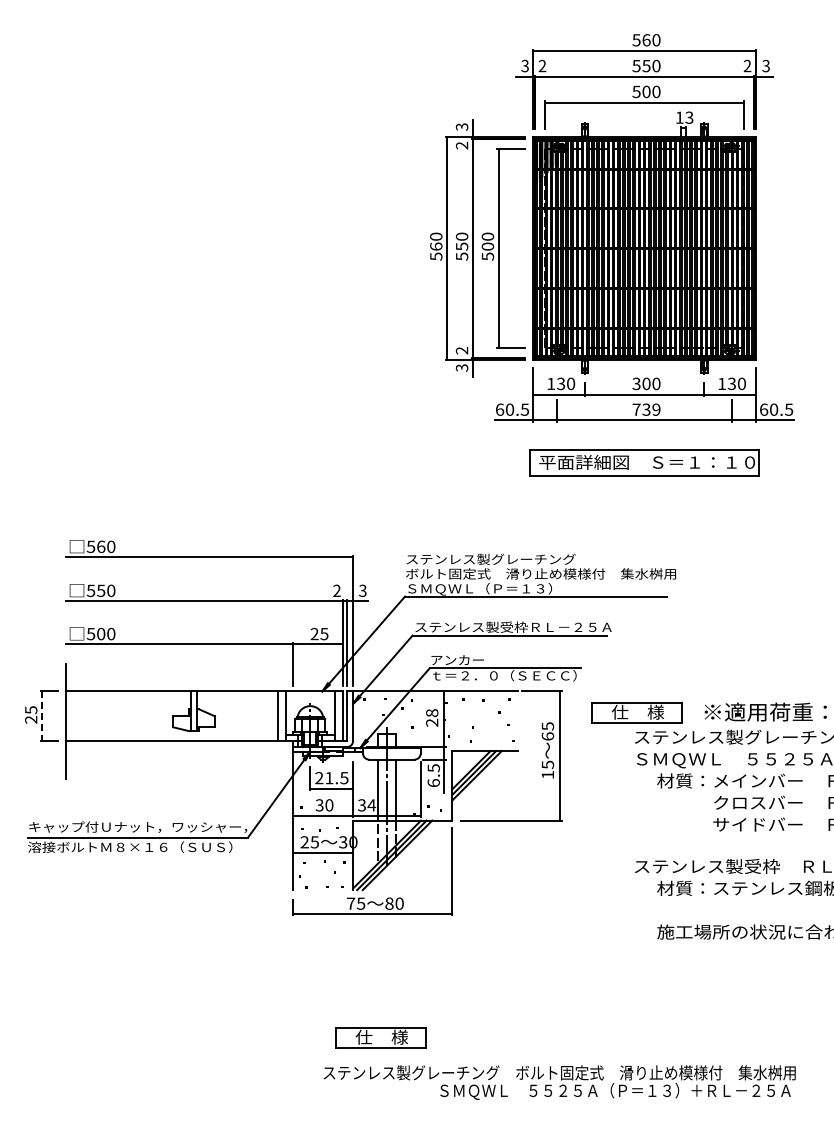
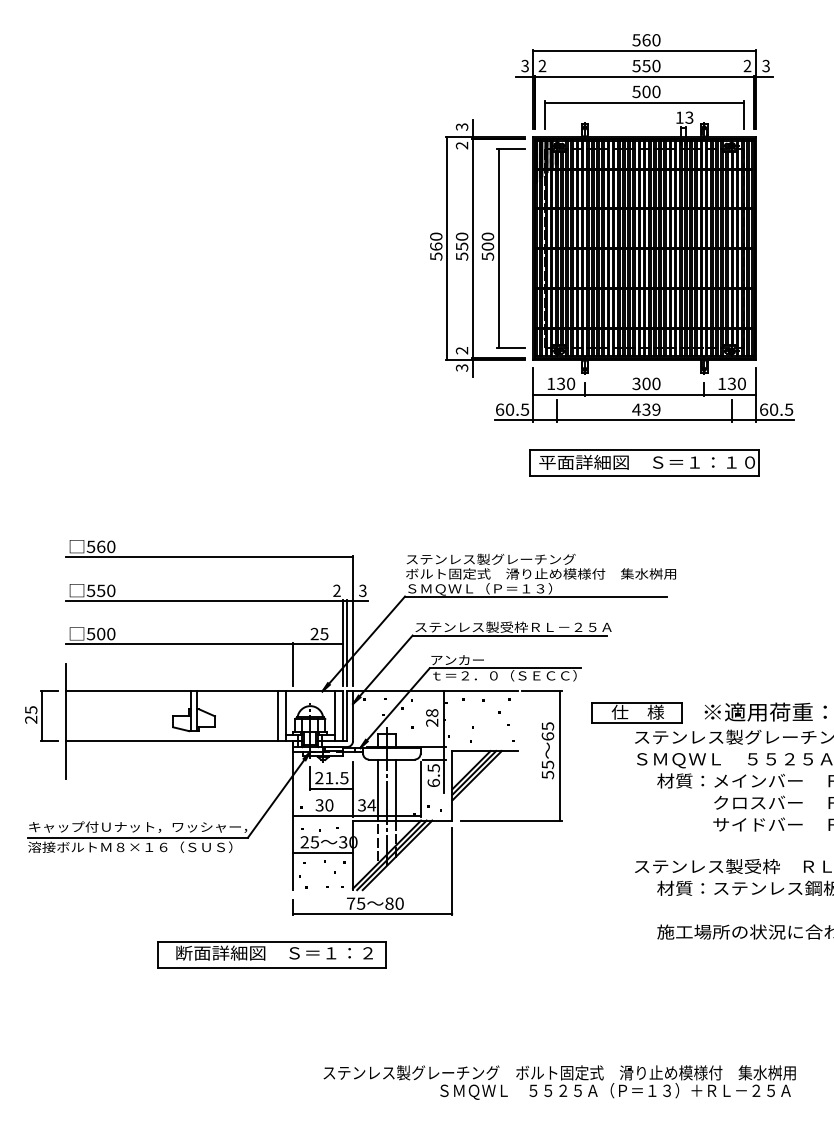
text: 739 -> 439 (636, 409)
line: dashed -> solid (41, 716)
text: 15 -> 55 (547, 775)
part: none -> present (271, 954)
part: present -> none (380, 1037)
